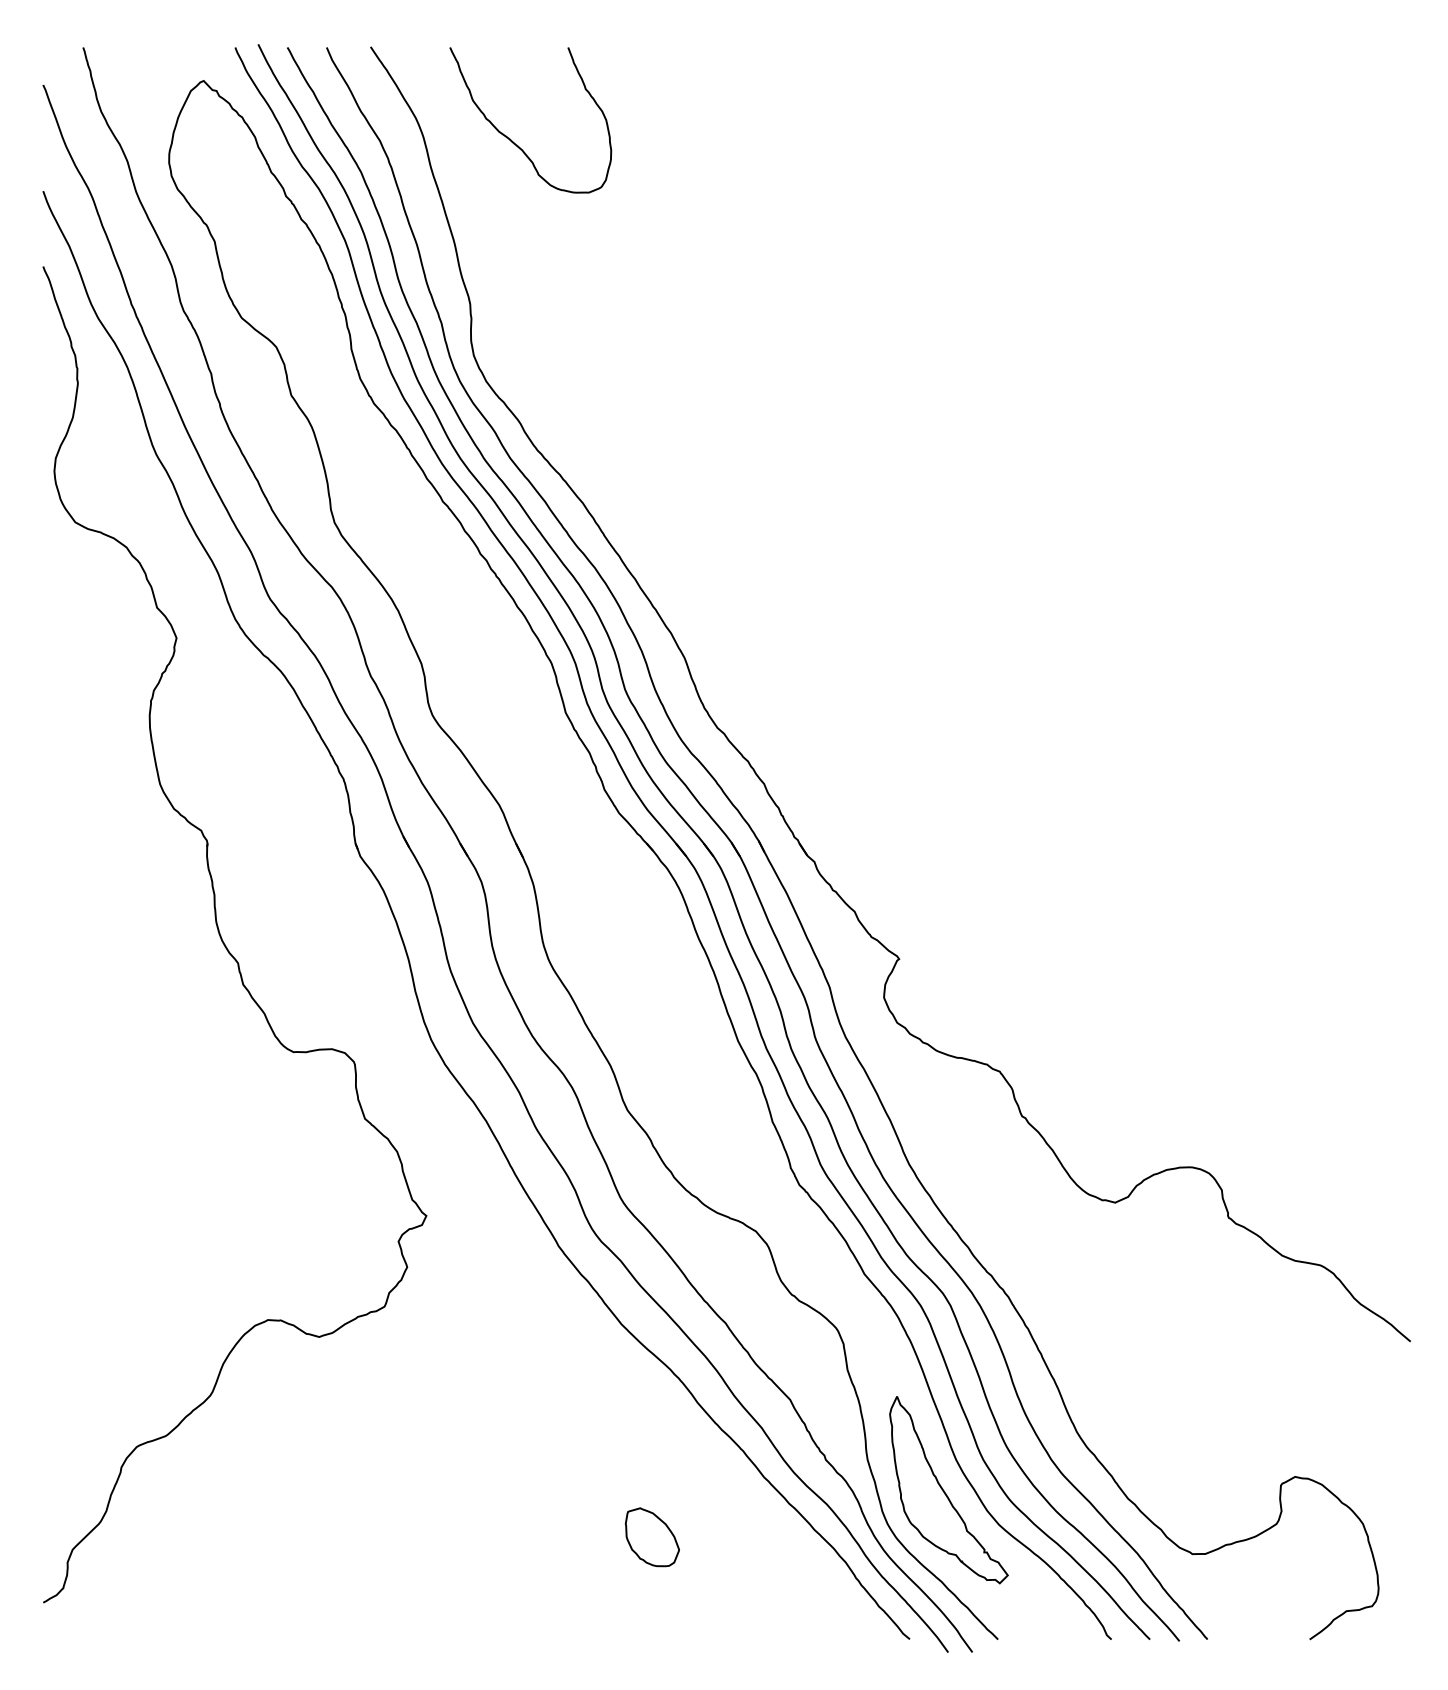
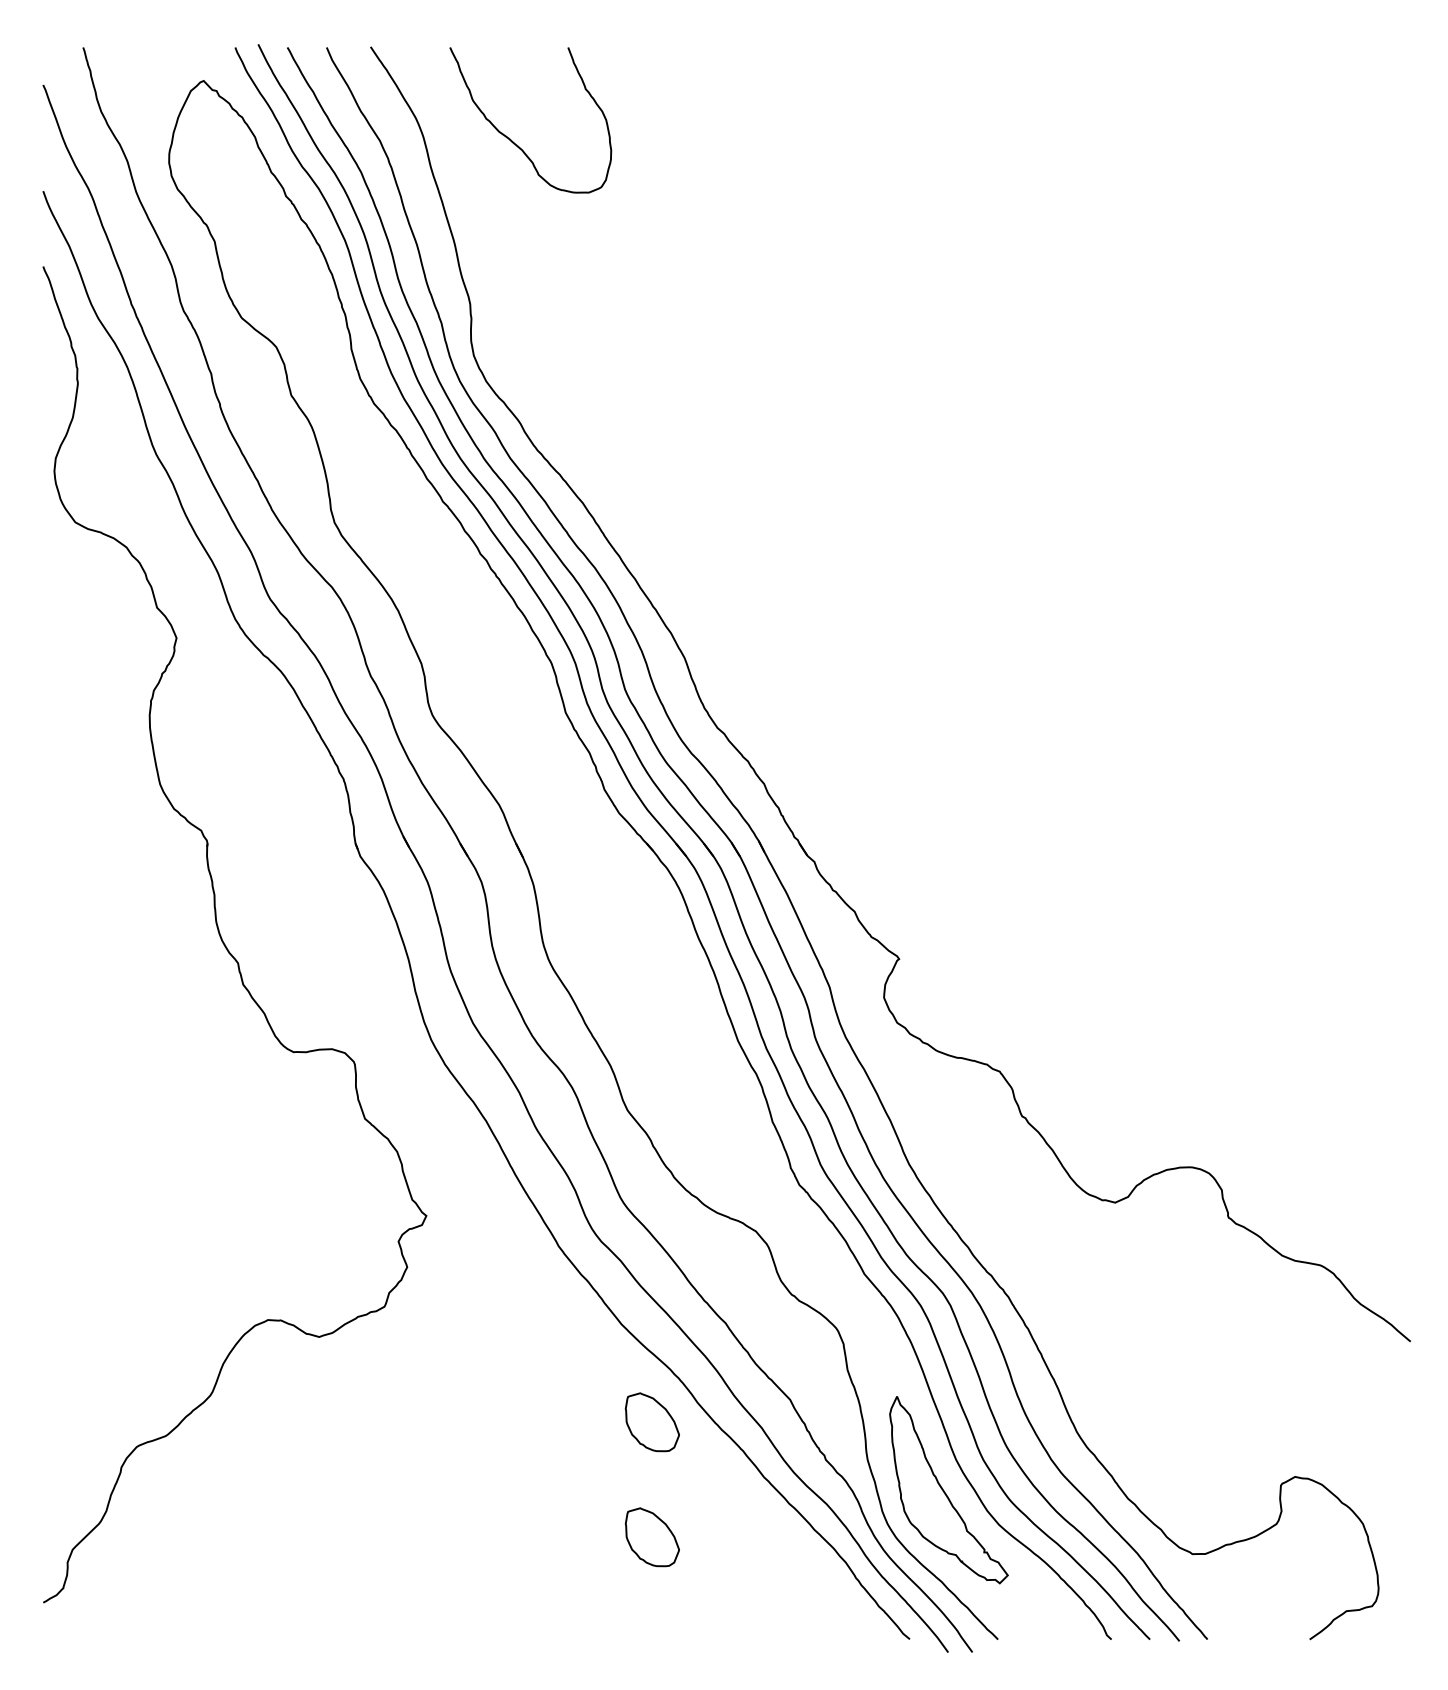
part: none -> present (651, 1422)
